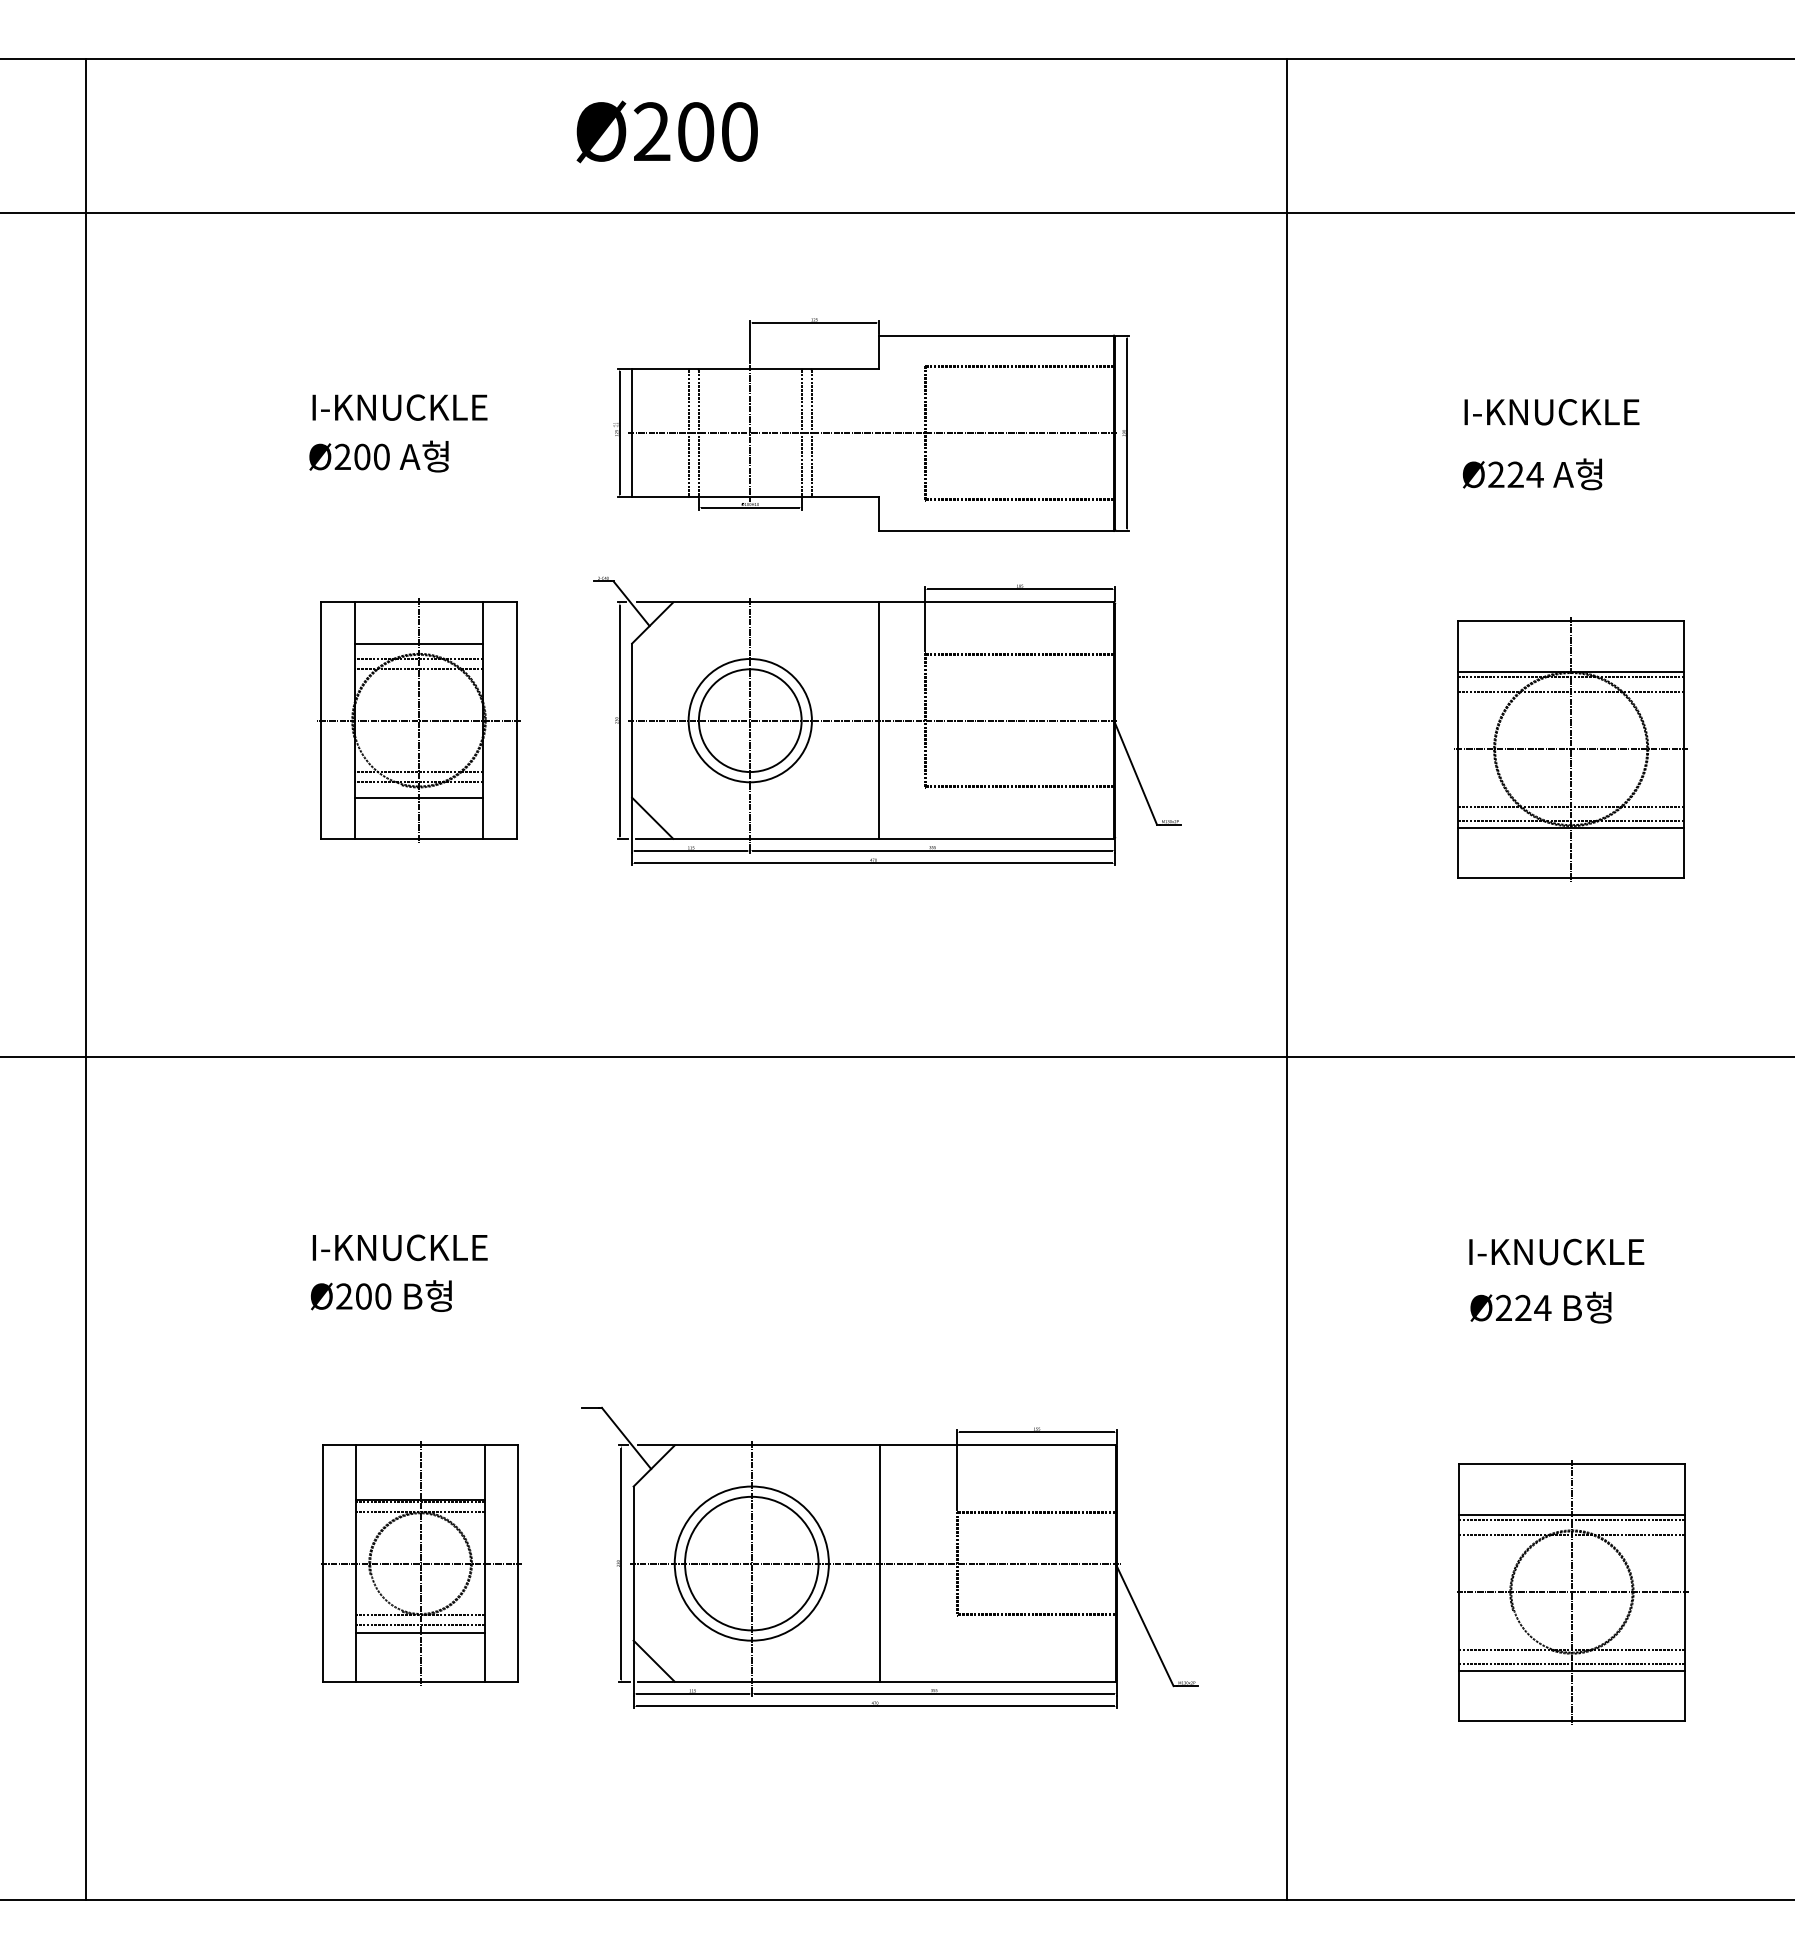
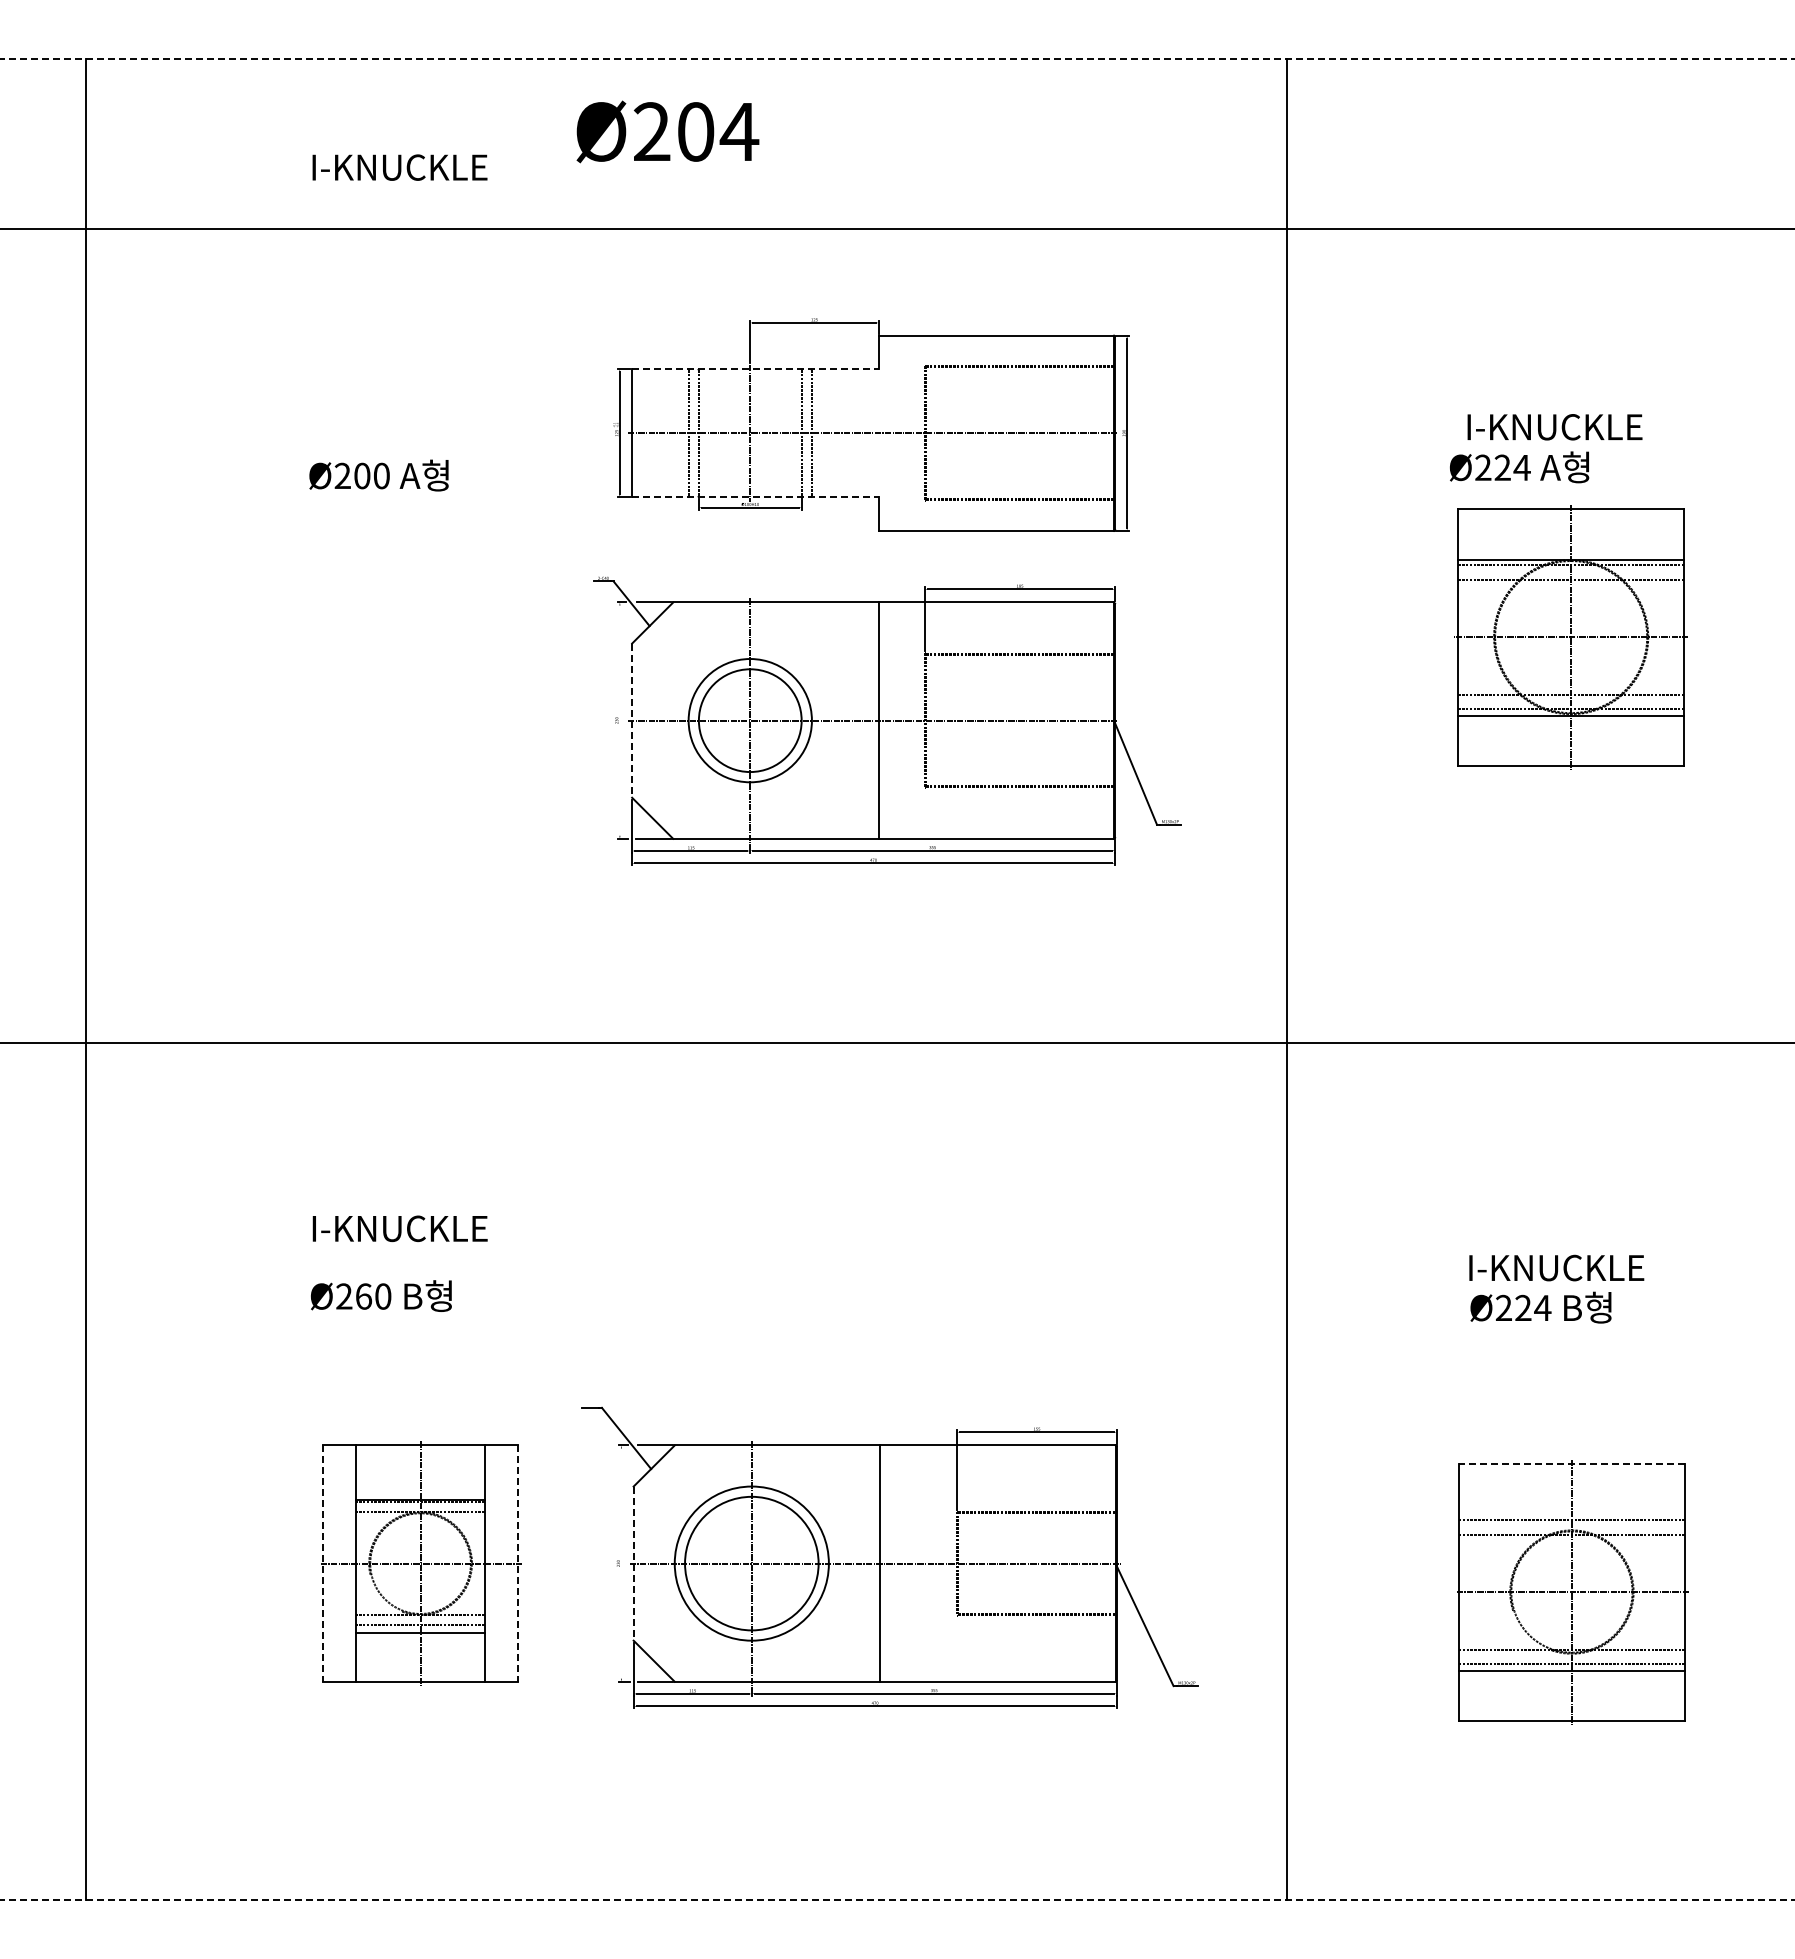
line: solid -> dashed (896, 58)
text: Ø200 -> Ø204 (739, 131)
line position: (896, 212) -> (896, 228) (896, 228)
line: solid -> dashed (755, 369)
text position: (399, 407) -> (399, 167) (399, 167)
text position: (1551, 412) -> (1554, 427) (1554, 427)
text position: (378, 456) -> (378, 475) (378, 475)
text position: (1532, 474) -> (1519, 467) (1519, 467)
line: solid -> dashed (755, 497)
part: present -> none (418, 720)
line: present -> none (619, 720)
line: solid -> dashed (632, 721)
part position: (1570, 749) -> (1570, 637) (1570, 637)
line position: (896, 1056) -> (896, 1042) (896, 1042)
text position: (399, 1247) -> (399, 1228) (399, 1228)
text position: (1556, 1251) -> (1556, 1267) (1556, 1267)
text: Ø200 -> Ø260 (364, 1296)
line: solid -> dashed (1571, 1463)
line: present -> none (1571, 1515)
line: present -> none (621, 1563)
line: solid -> dashed (322, 1564)
line: solid -> dashed (518, 1564)
line: solid -> dashed (633, 1564)
line: solid -> dashed (896, 1900)
